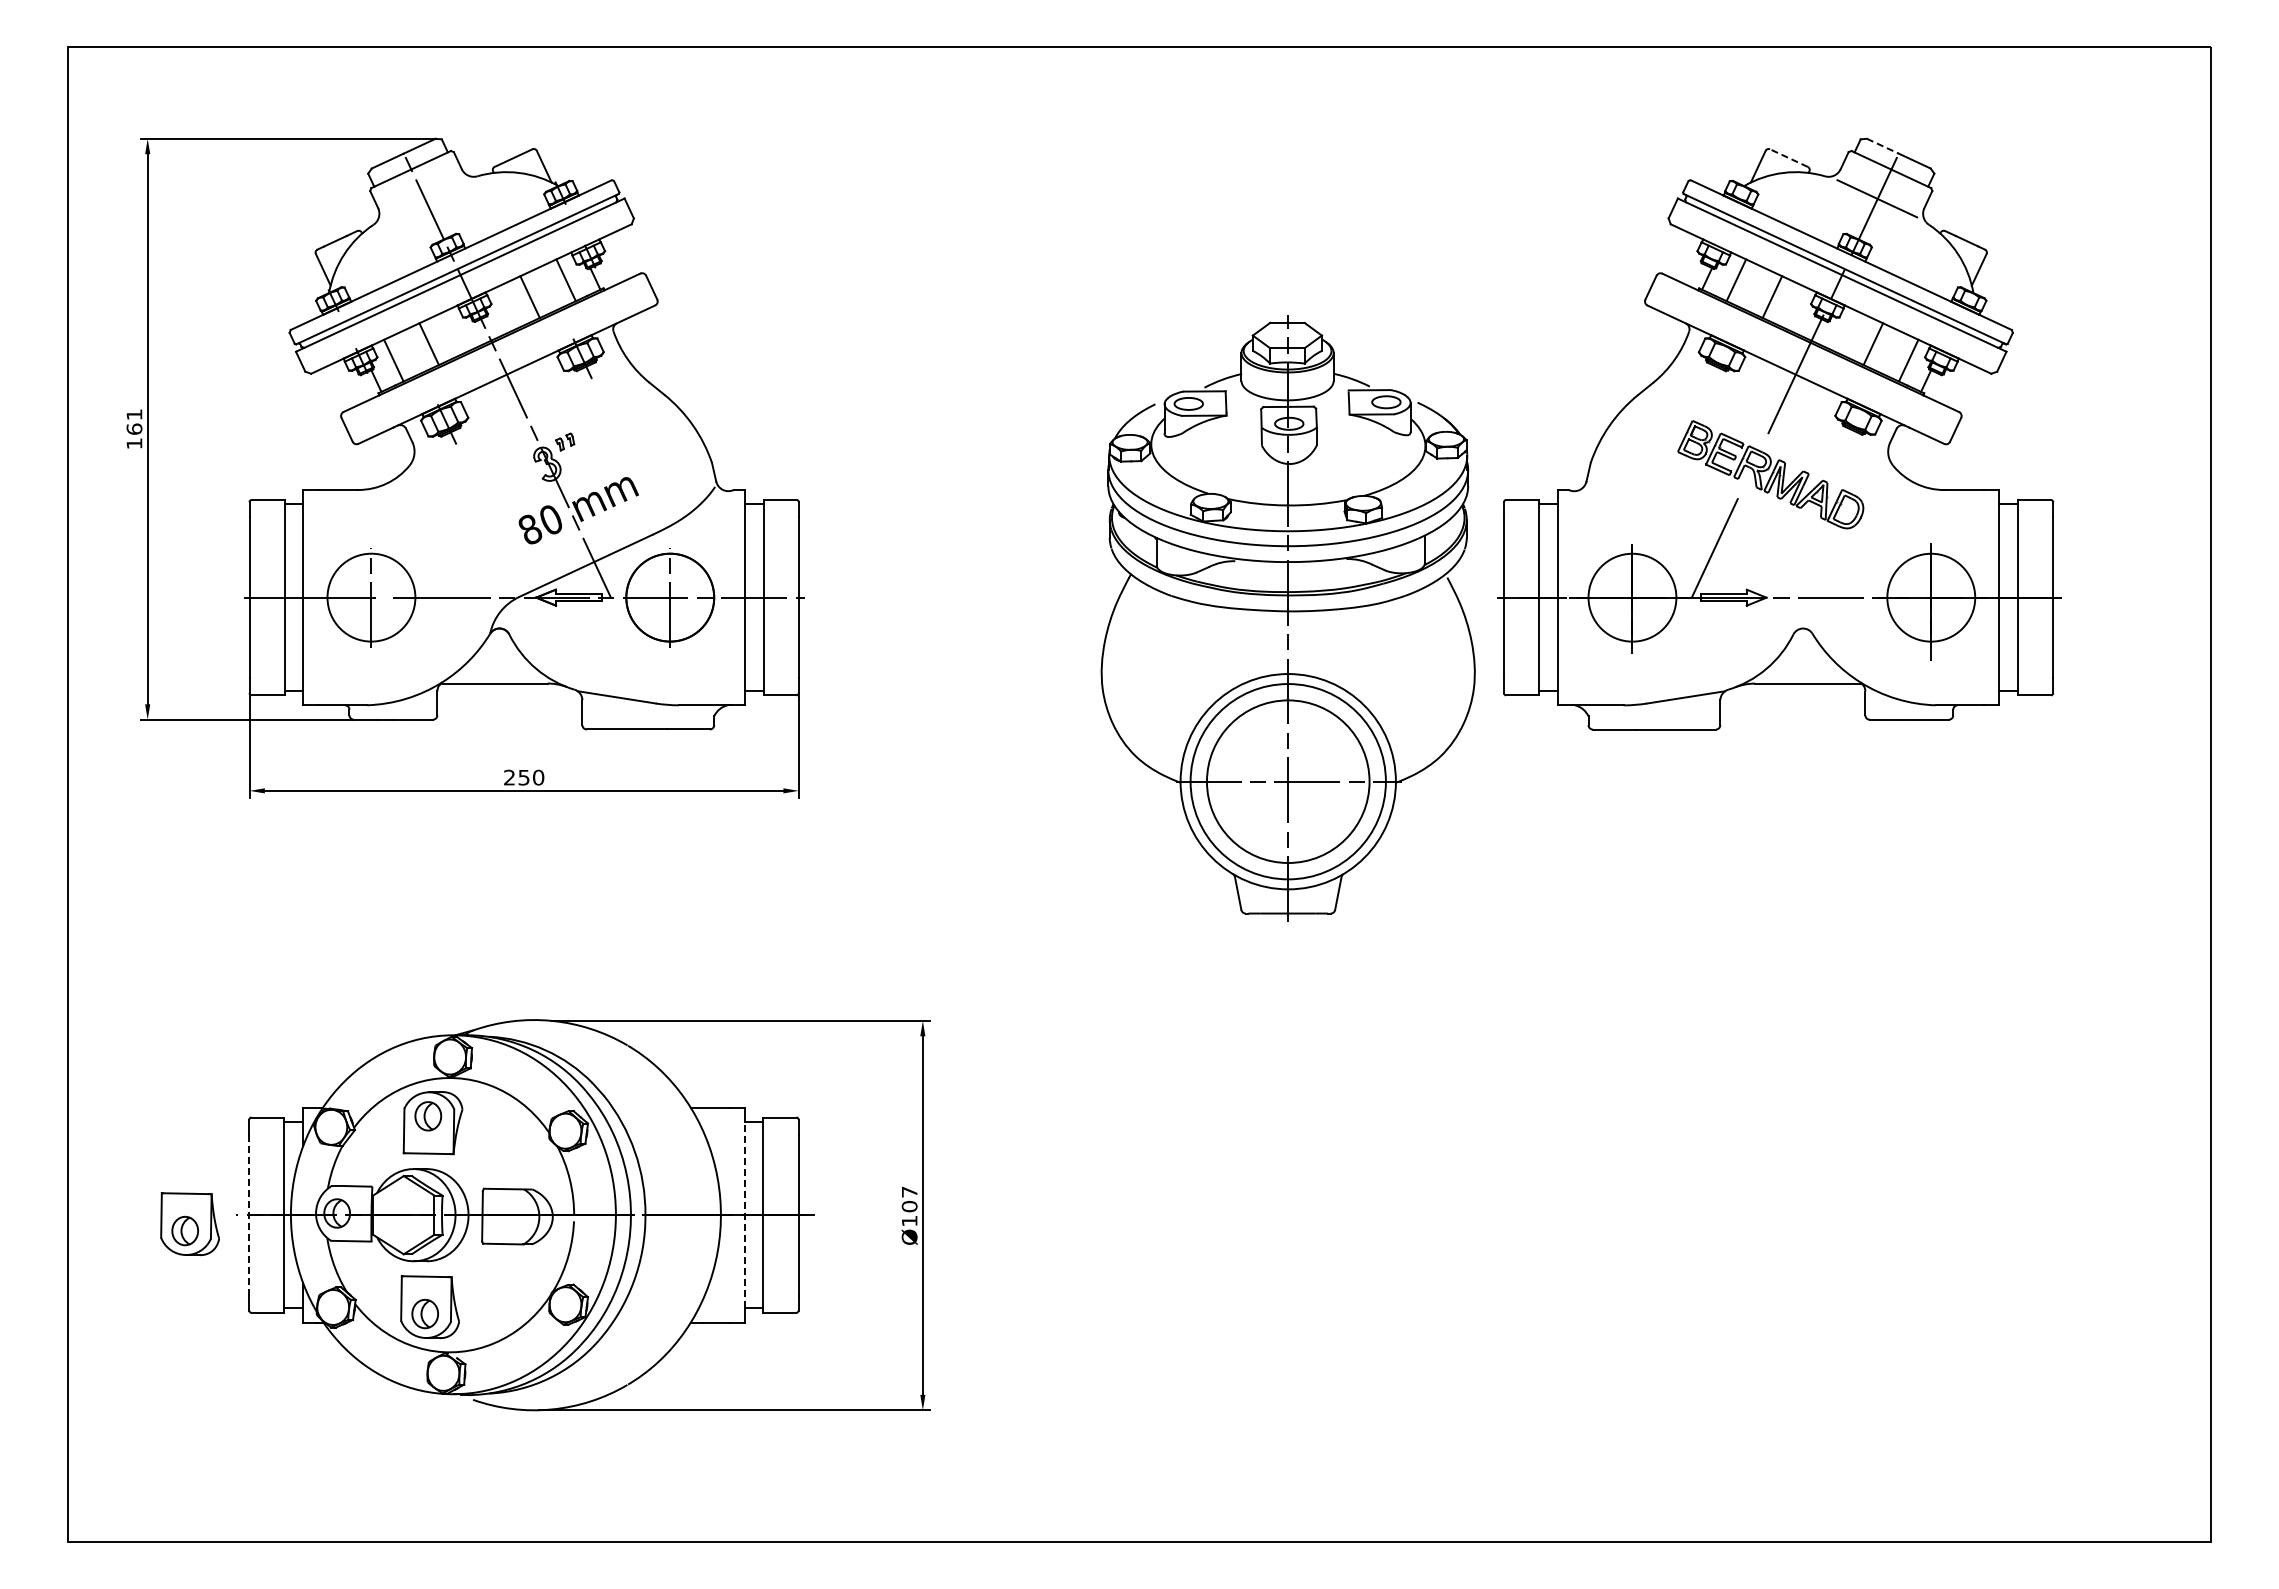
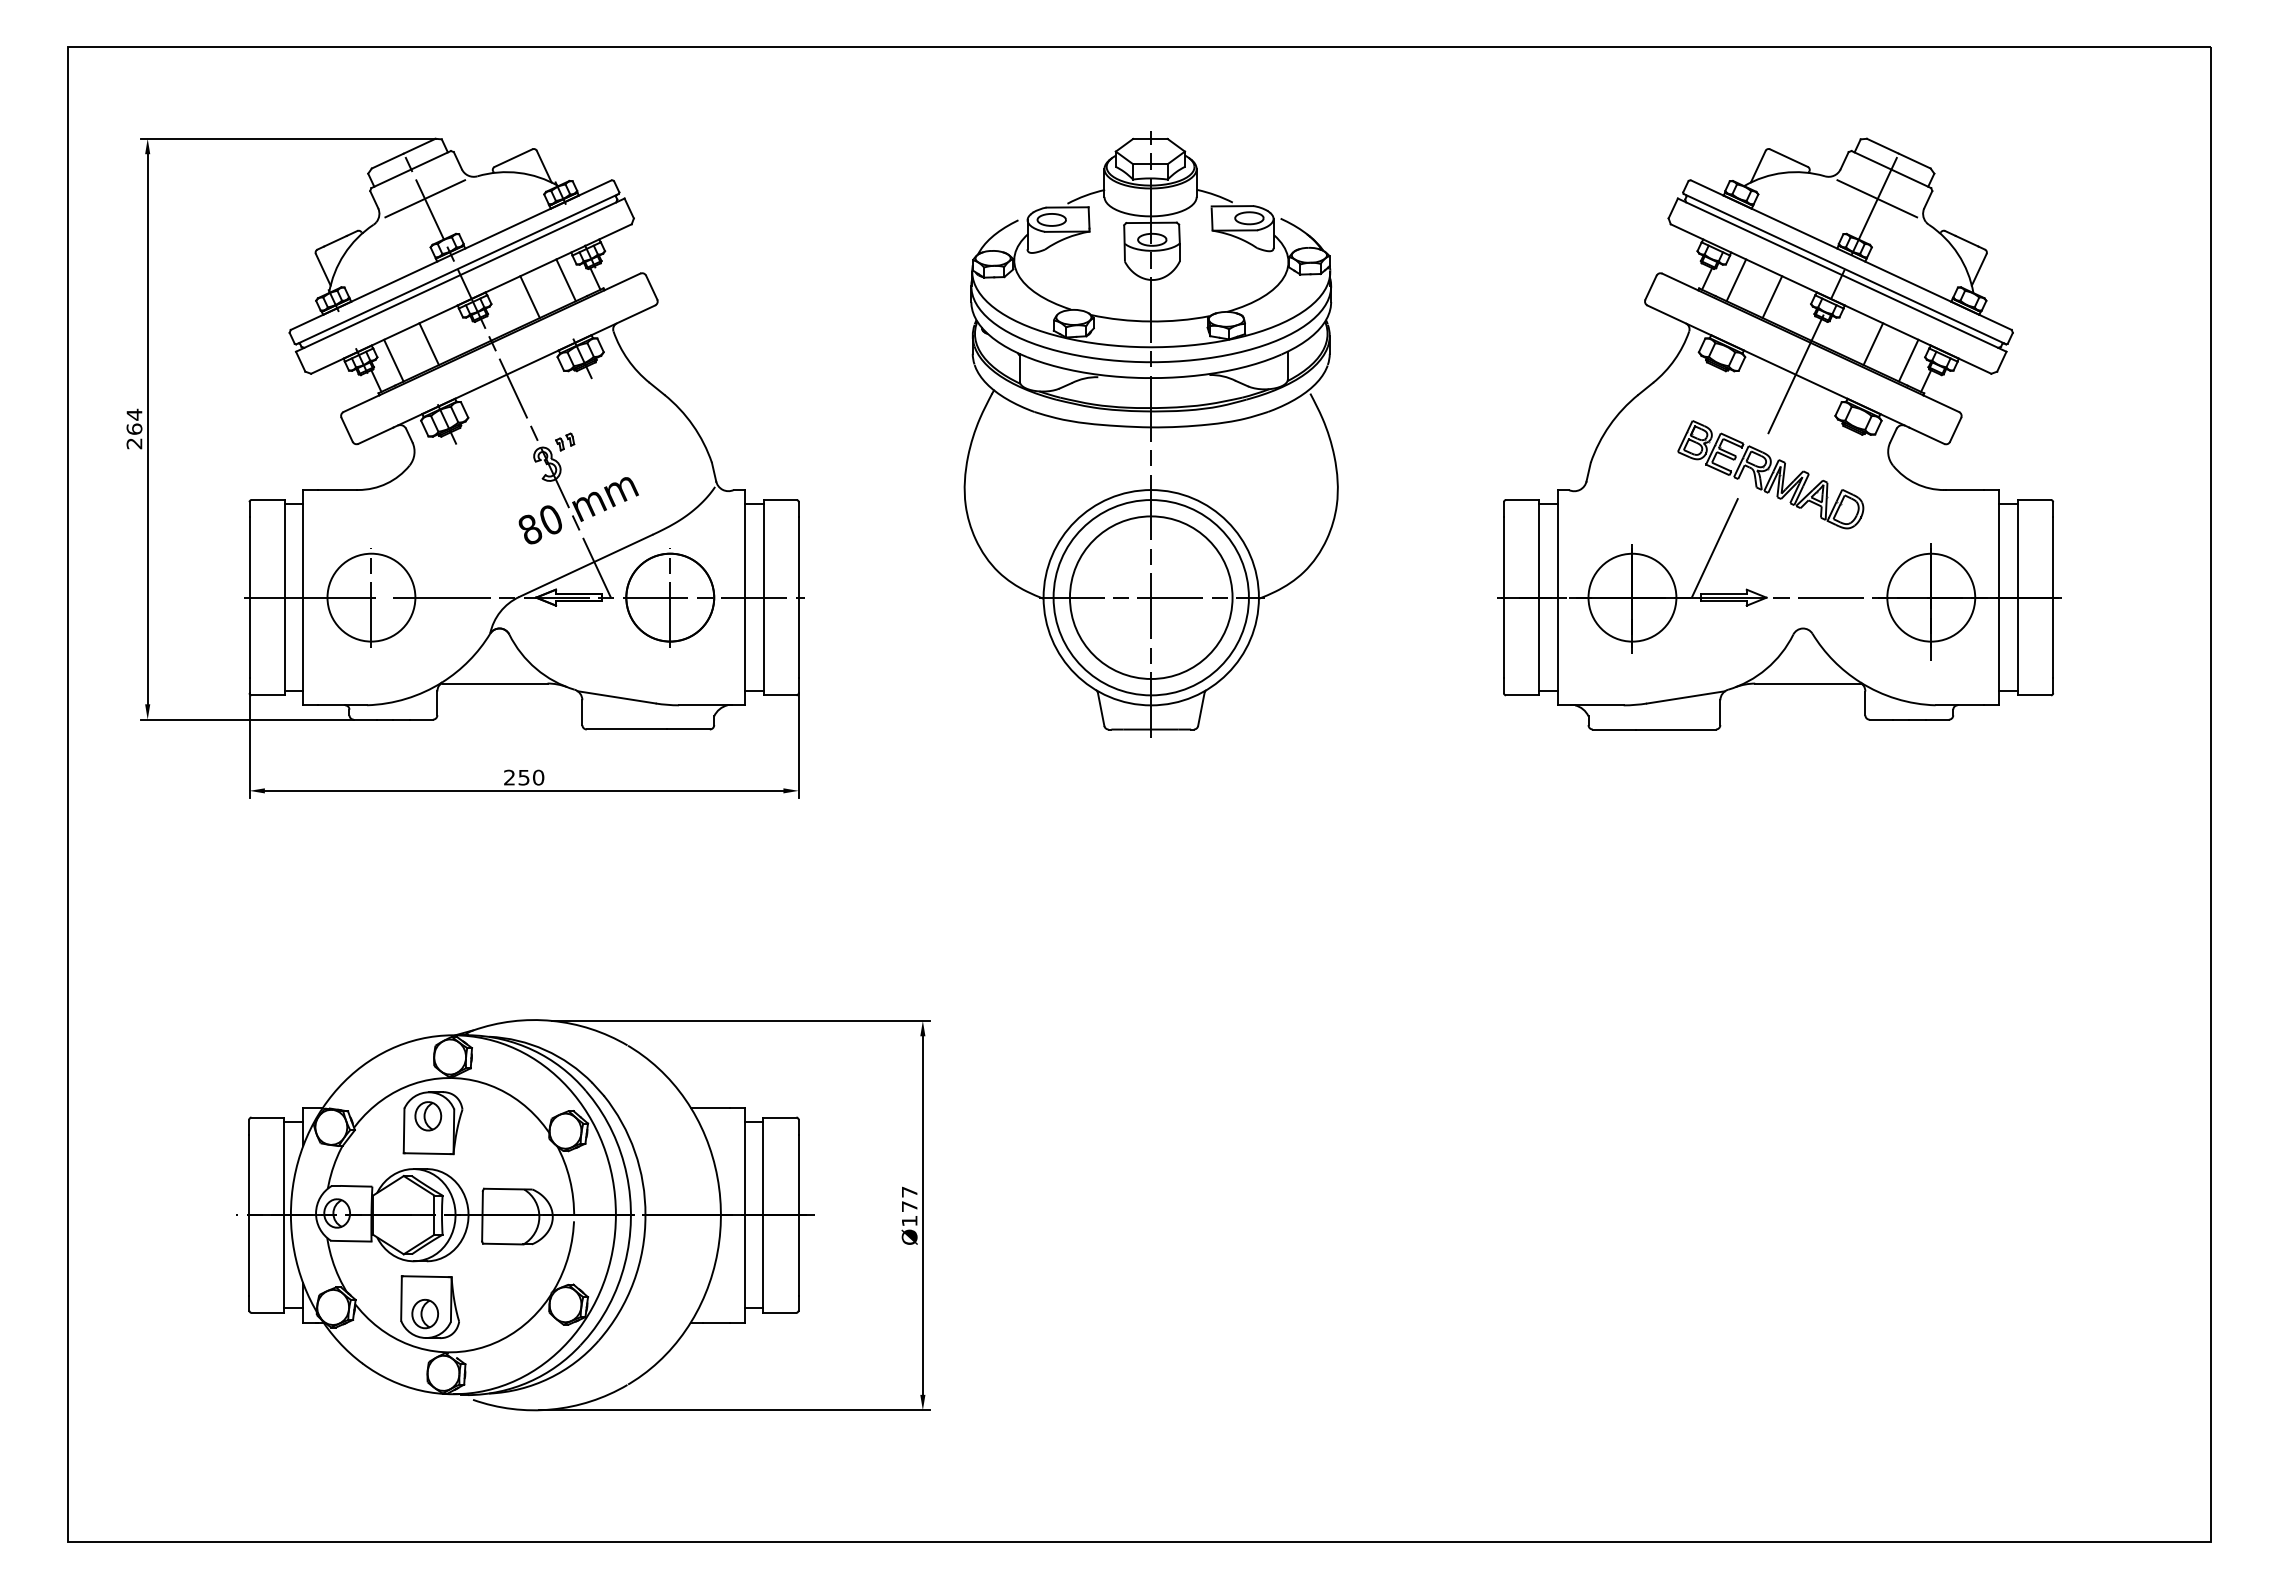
line: dashed -> solid (1882, 146)
line: dashed -> solid (1788, 158)
line: none -> present (425, 198)
text: 161 -> 264 (134, 428)
part position: (1287, 618) -> (1150, 434) (1150, 434)
text: Ø107 -> Ø177 (909, 1206)
line: dashed -> solid (744, 1214)
line: dashed -> solid (249, 1215)
part: present -> none (189, 1224)
